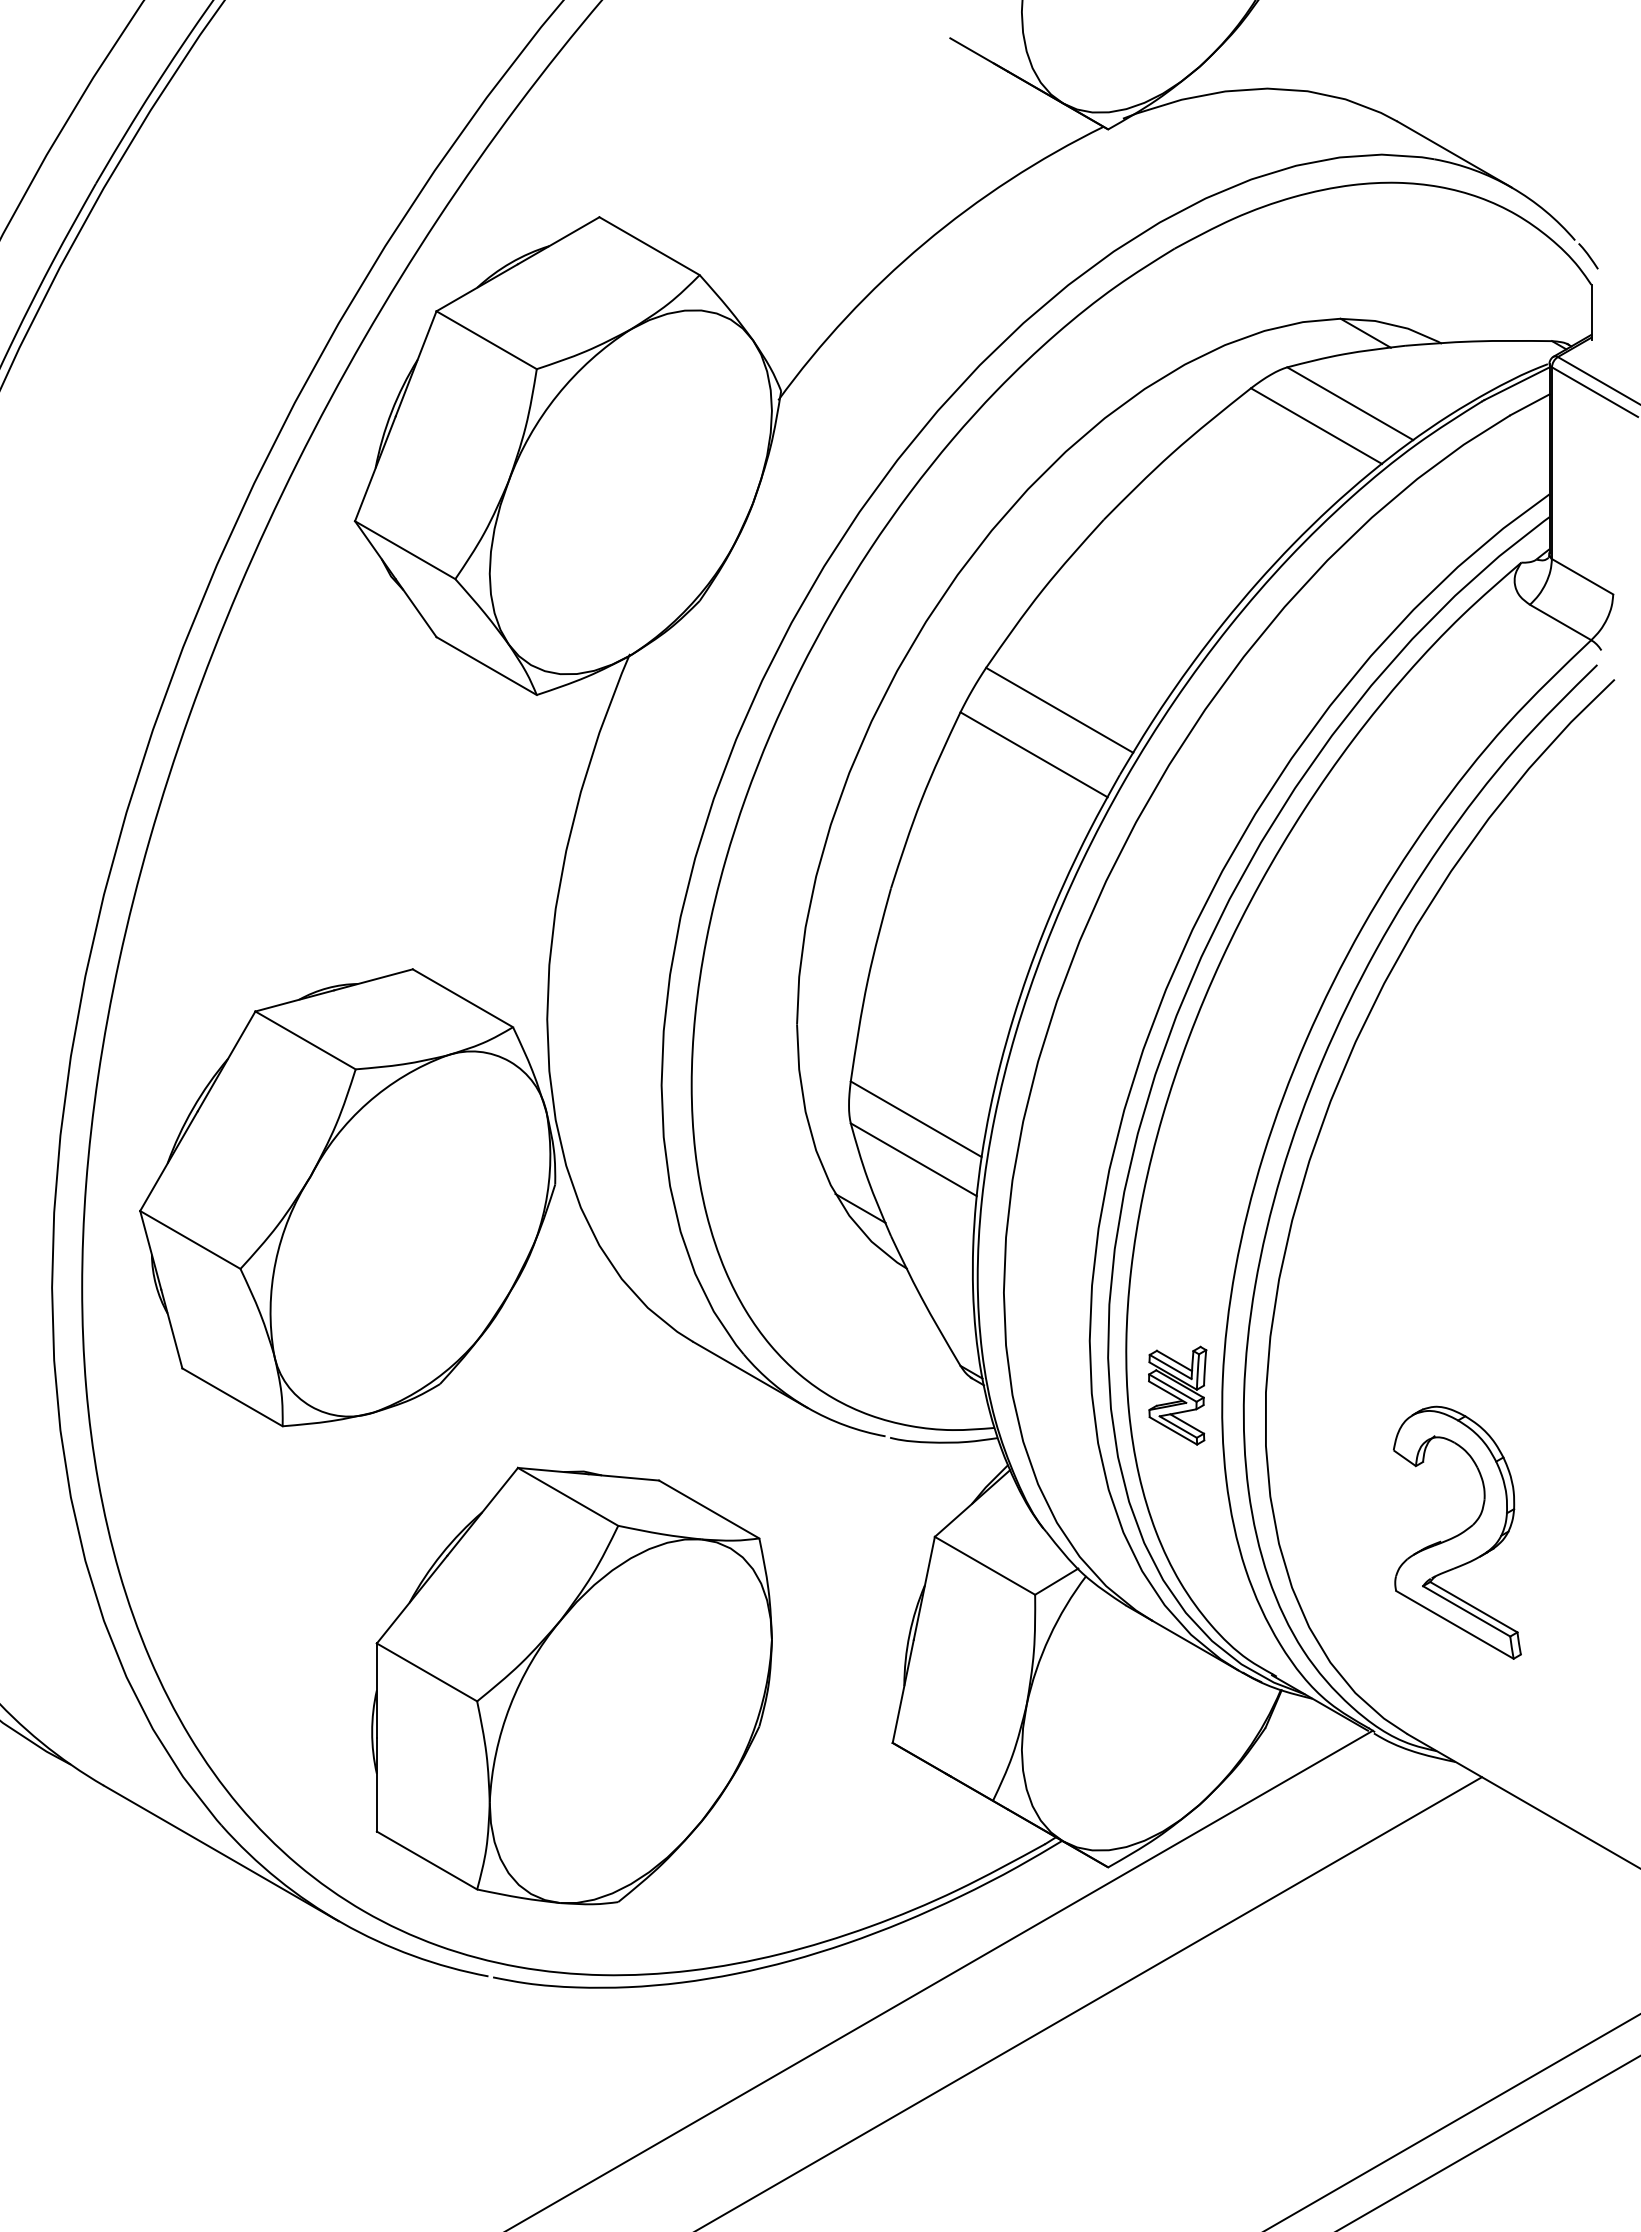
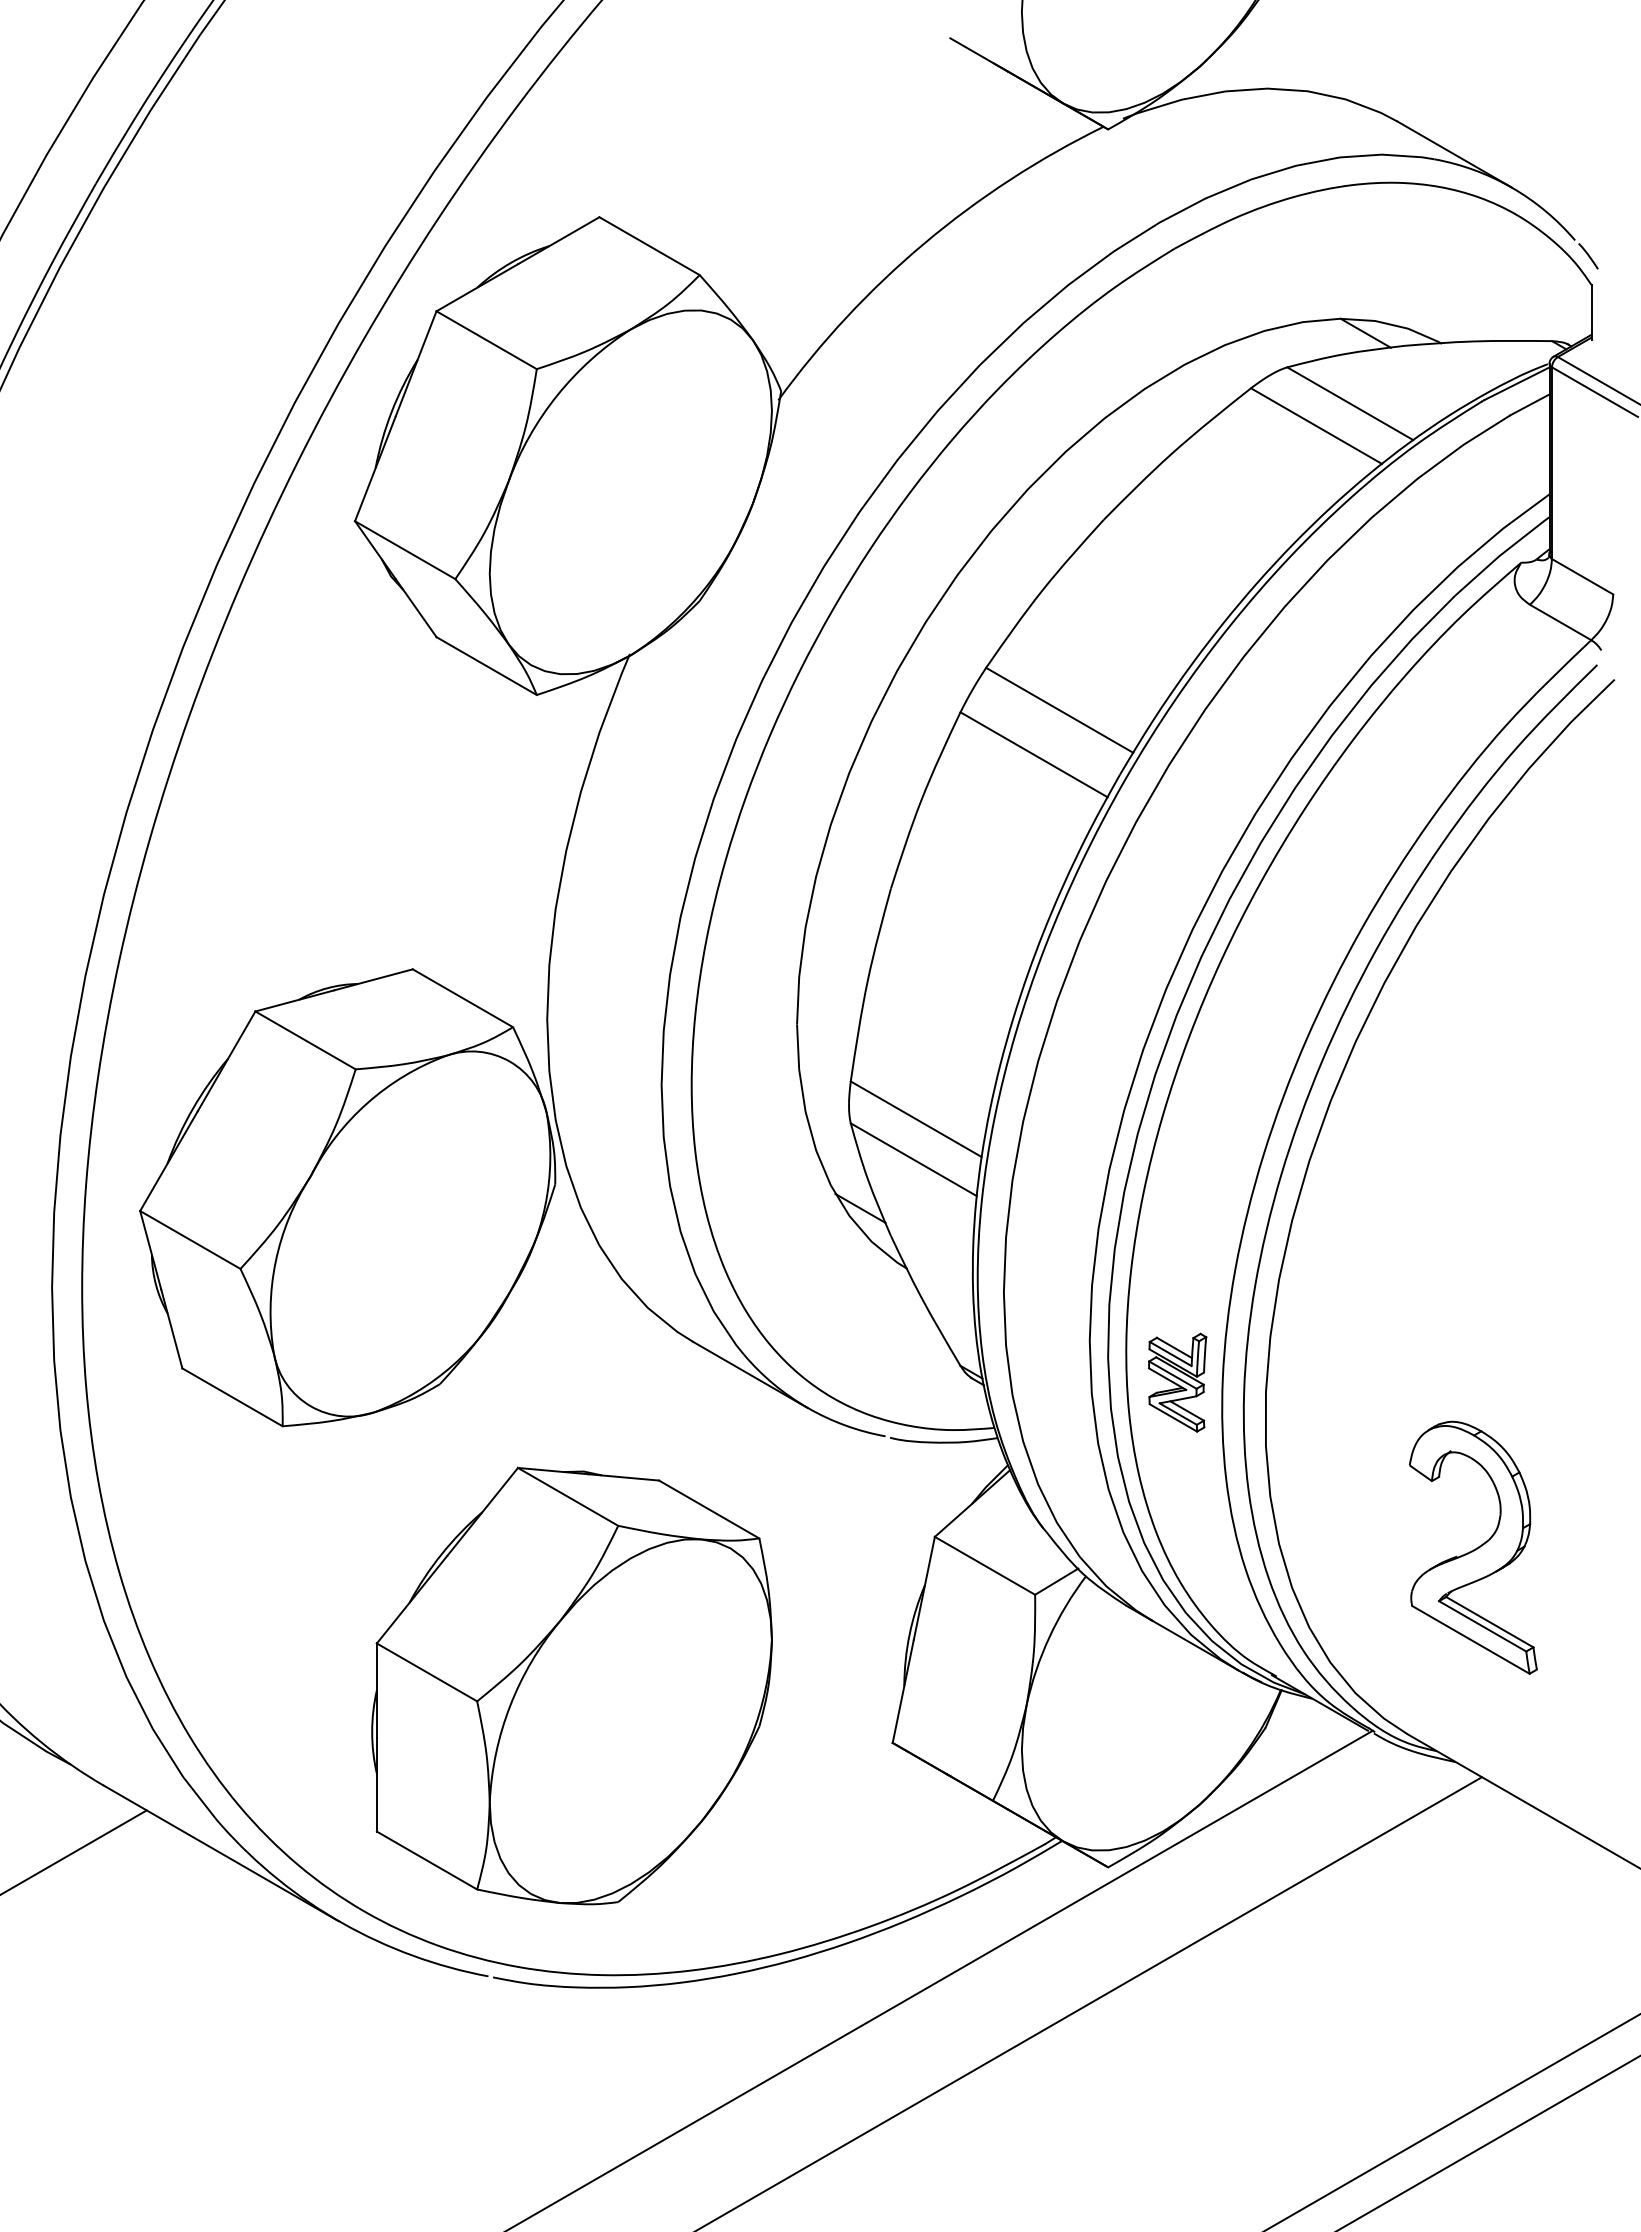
part position: (1177, 1395) -> (1177, 1382) (1177, 1382)
part position: (1457, 1532) -> (1473, 1547) (1473, 1547)
line: none -> present (74, 1851)
